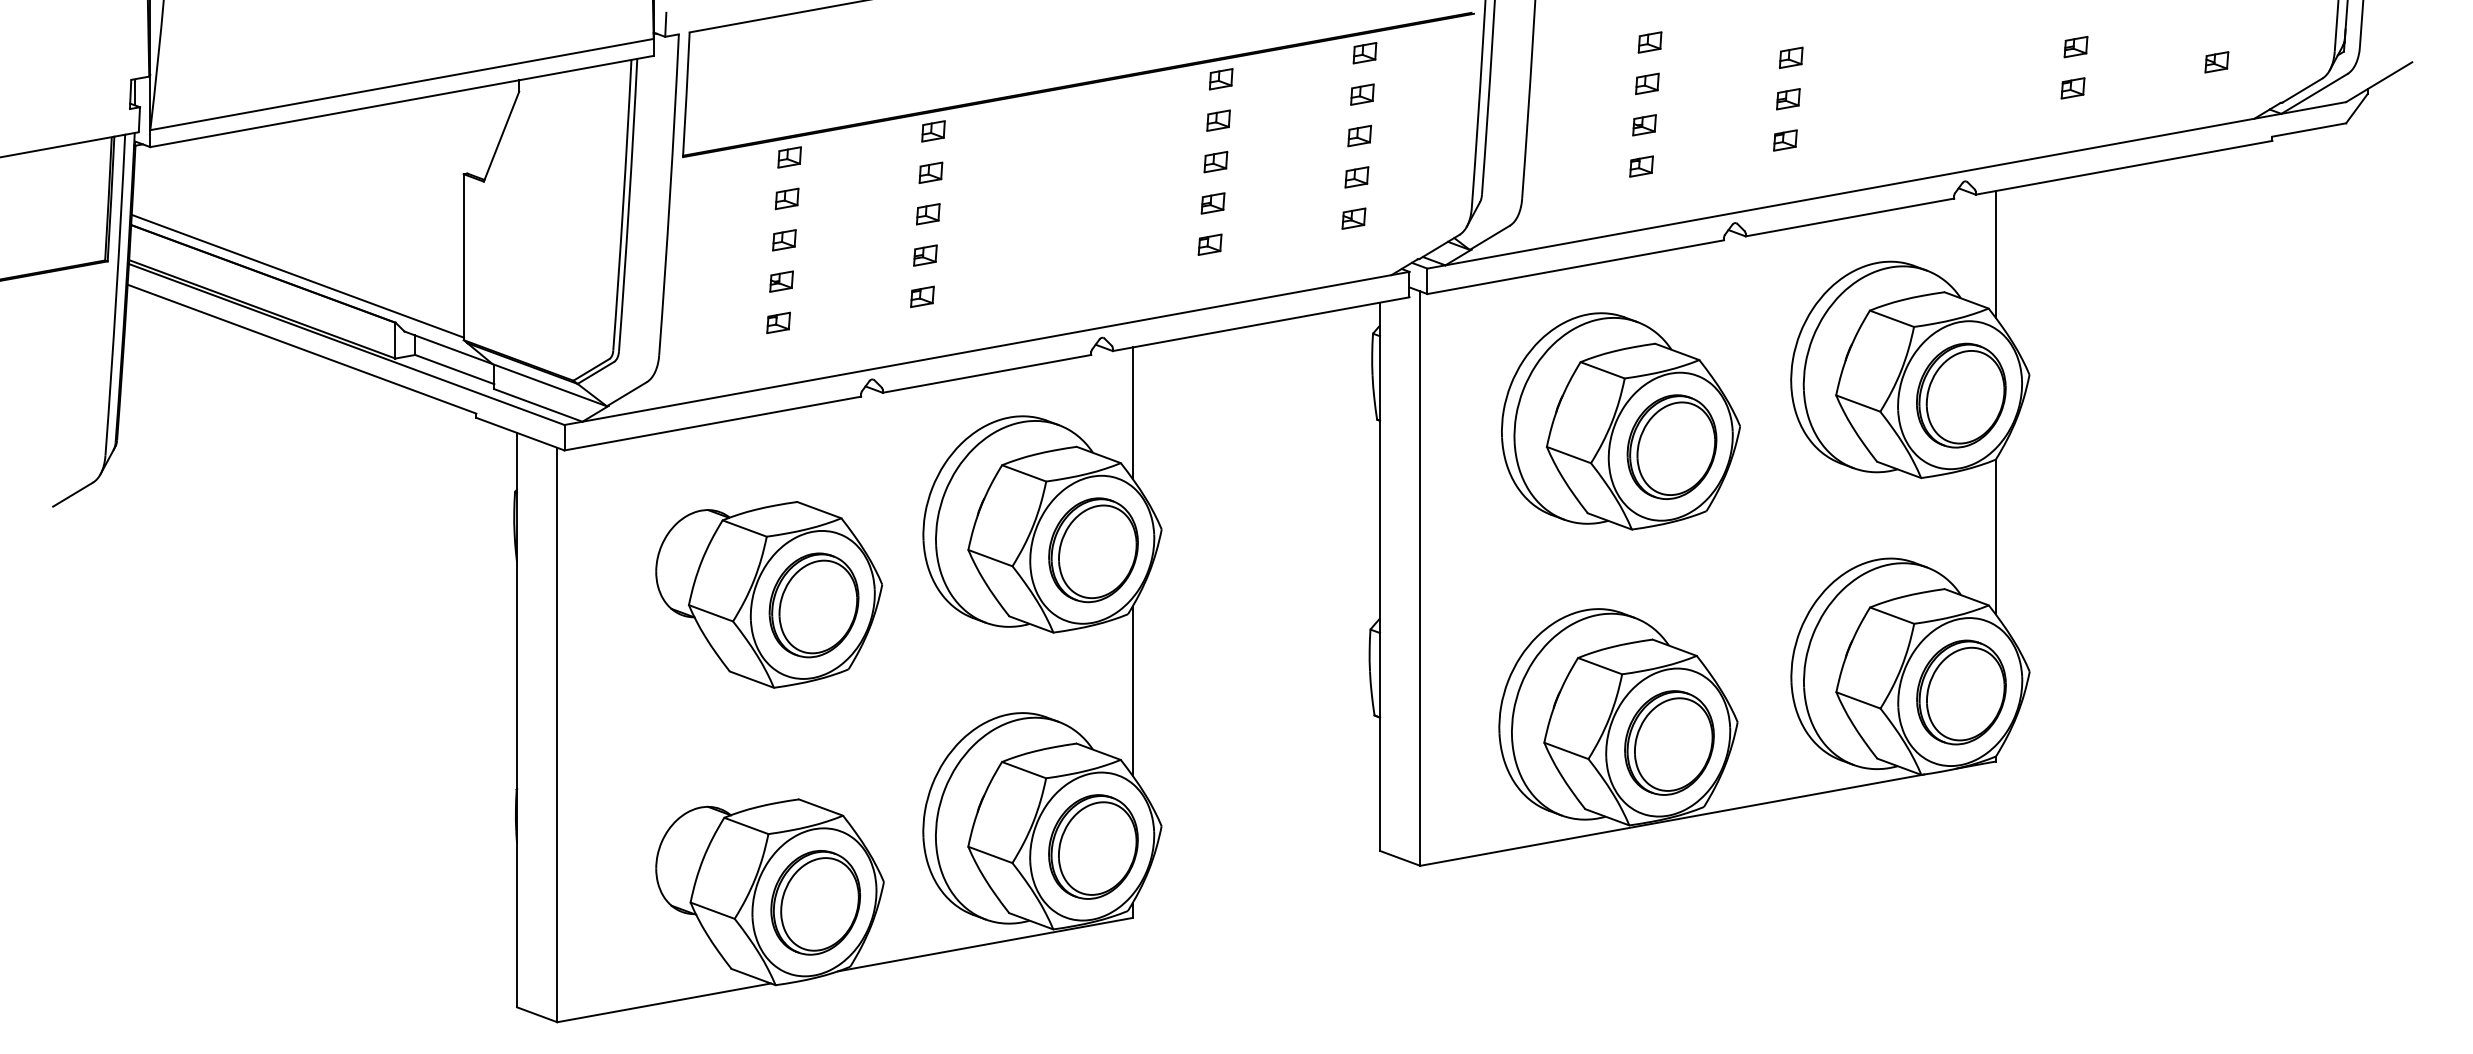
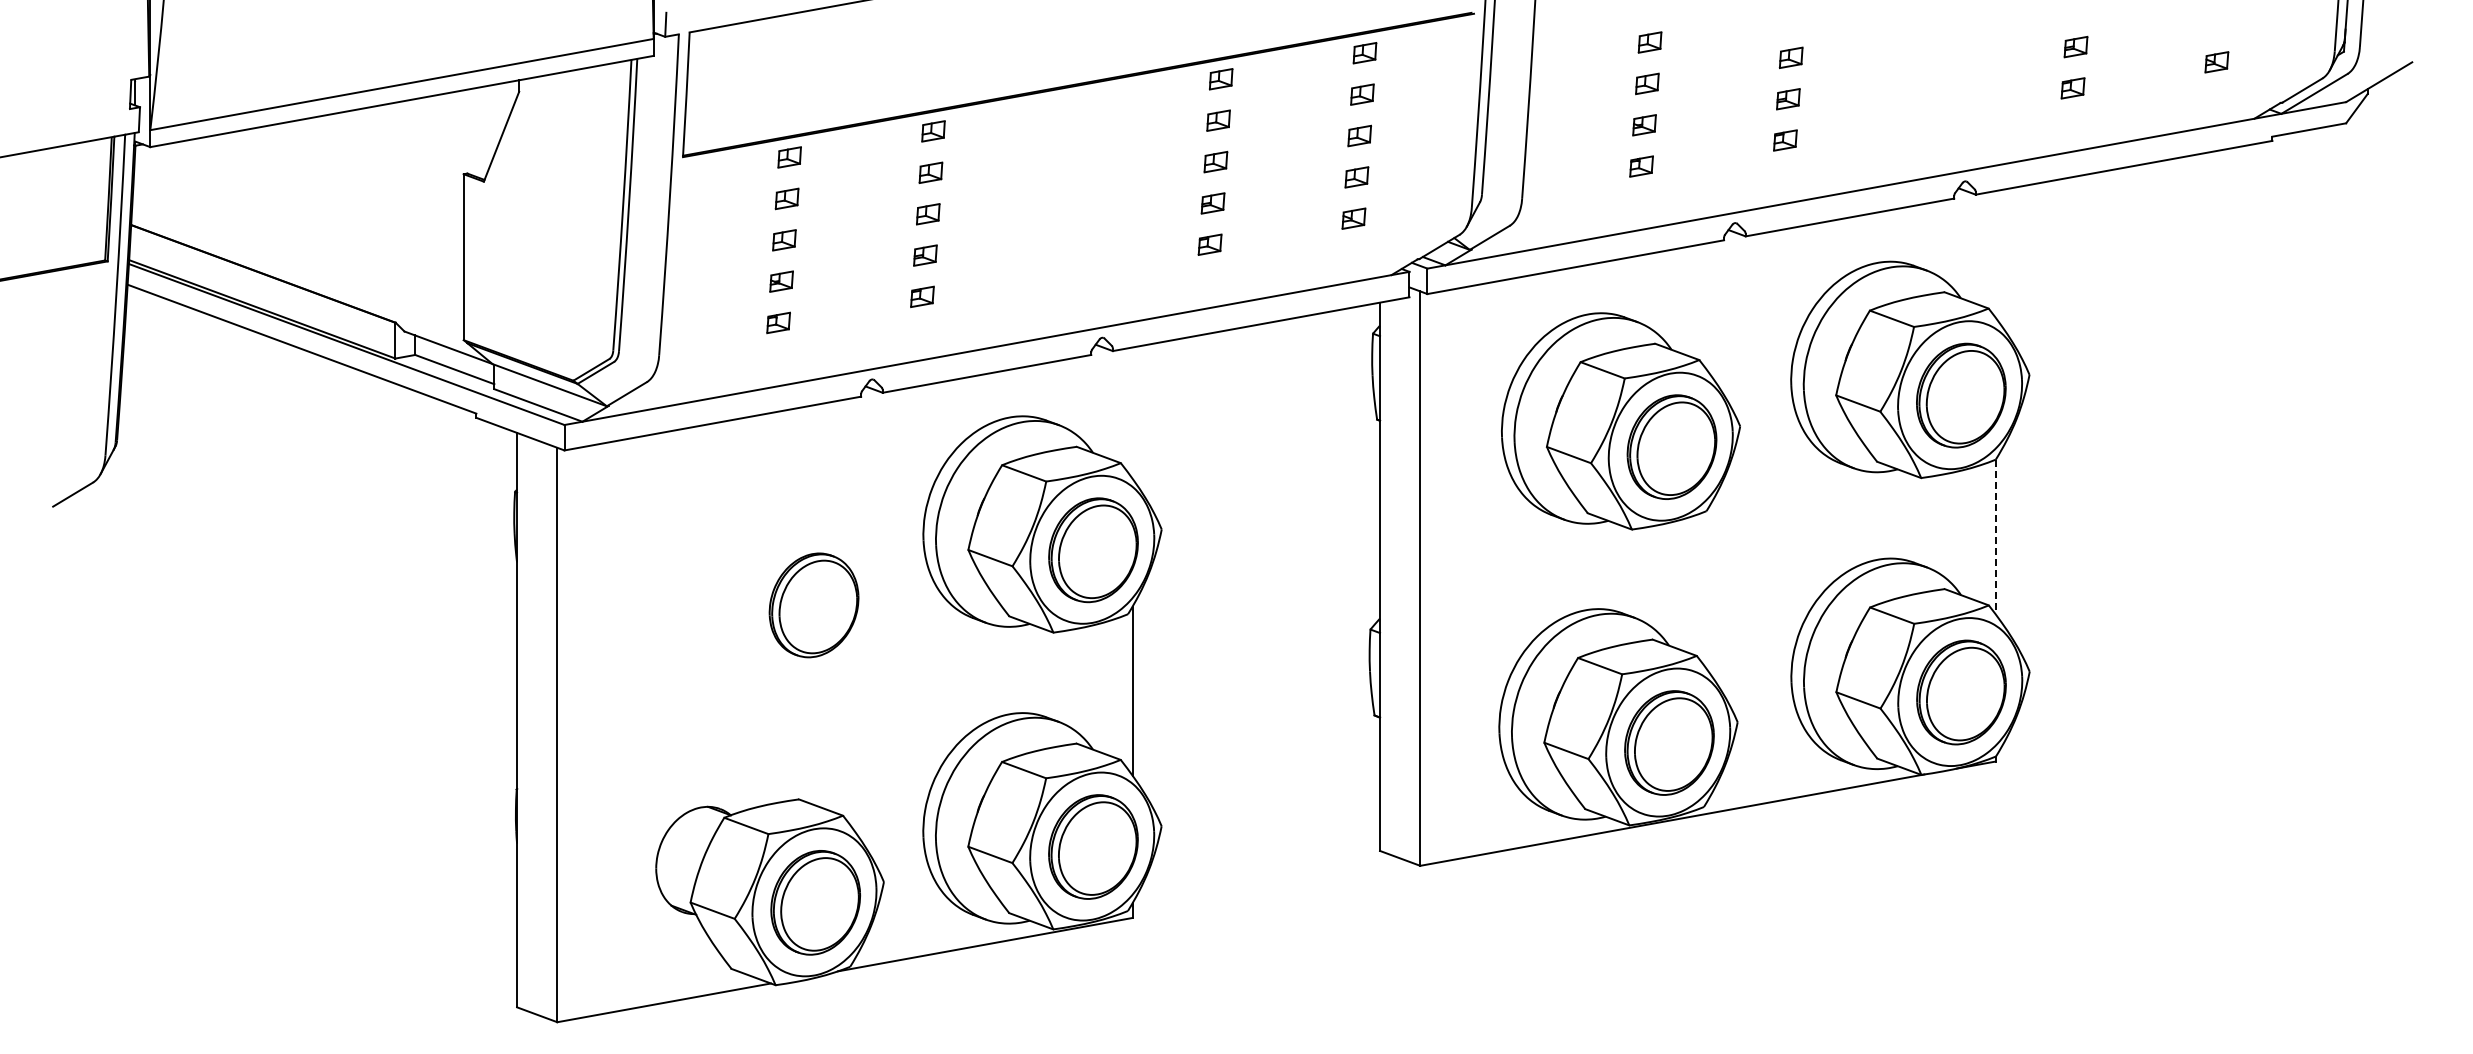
line: present -> none (1995, 254)
line: present -> none (297, 275)
line: present -> none (1132, 412)
line: solid -> dashed (1995, 537)
part: present -> none (768, 594)
